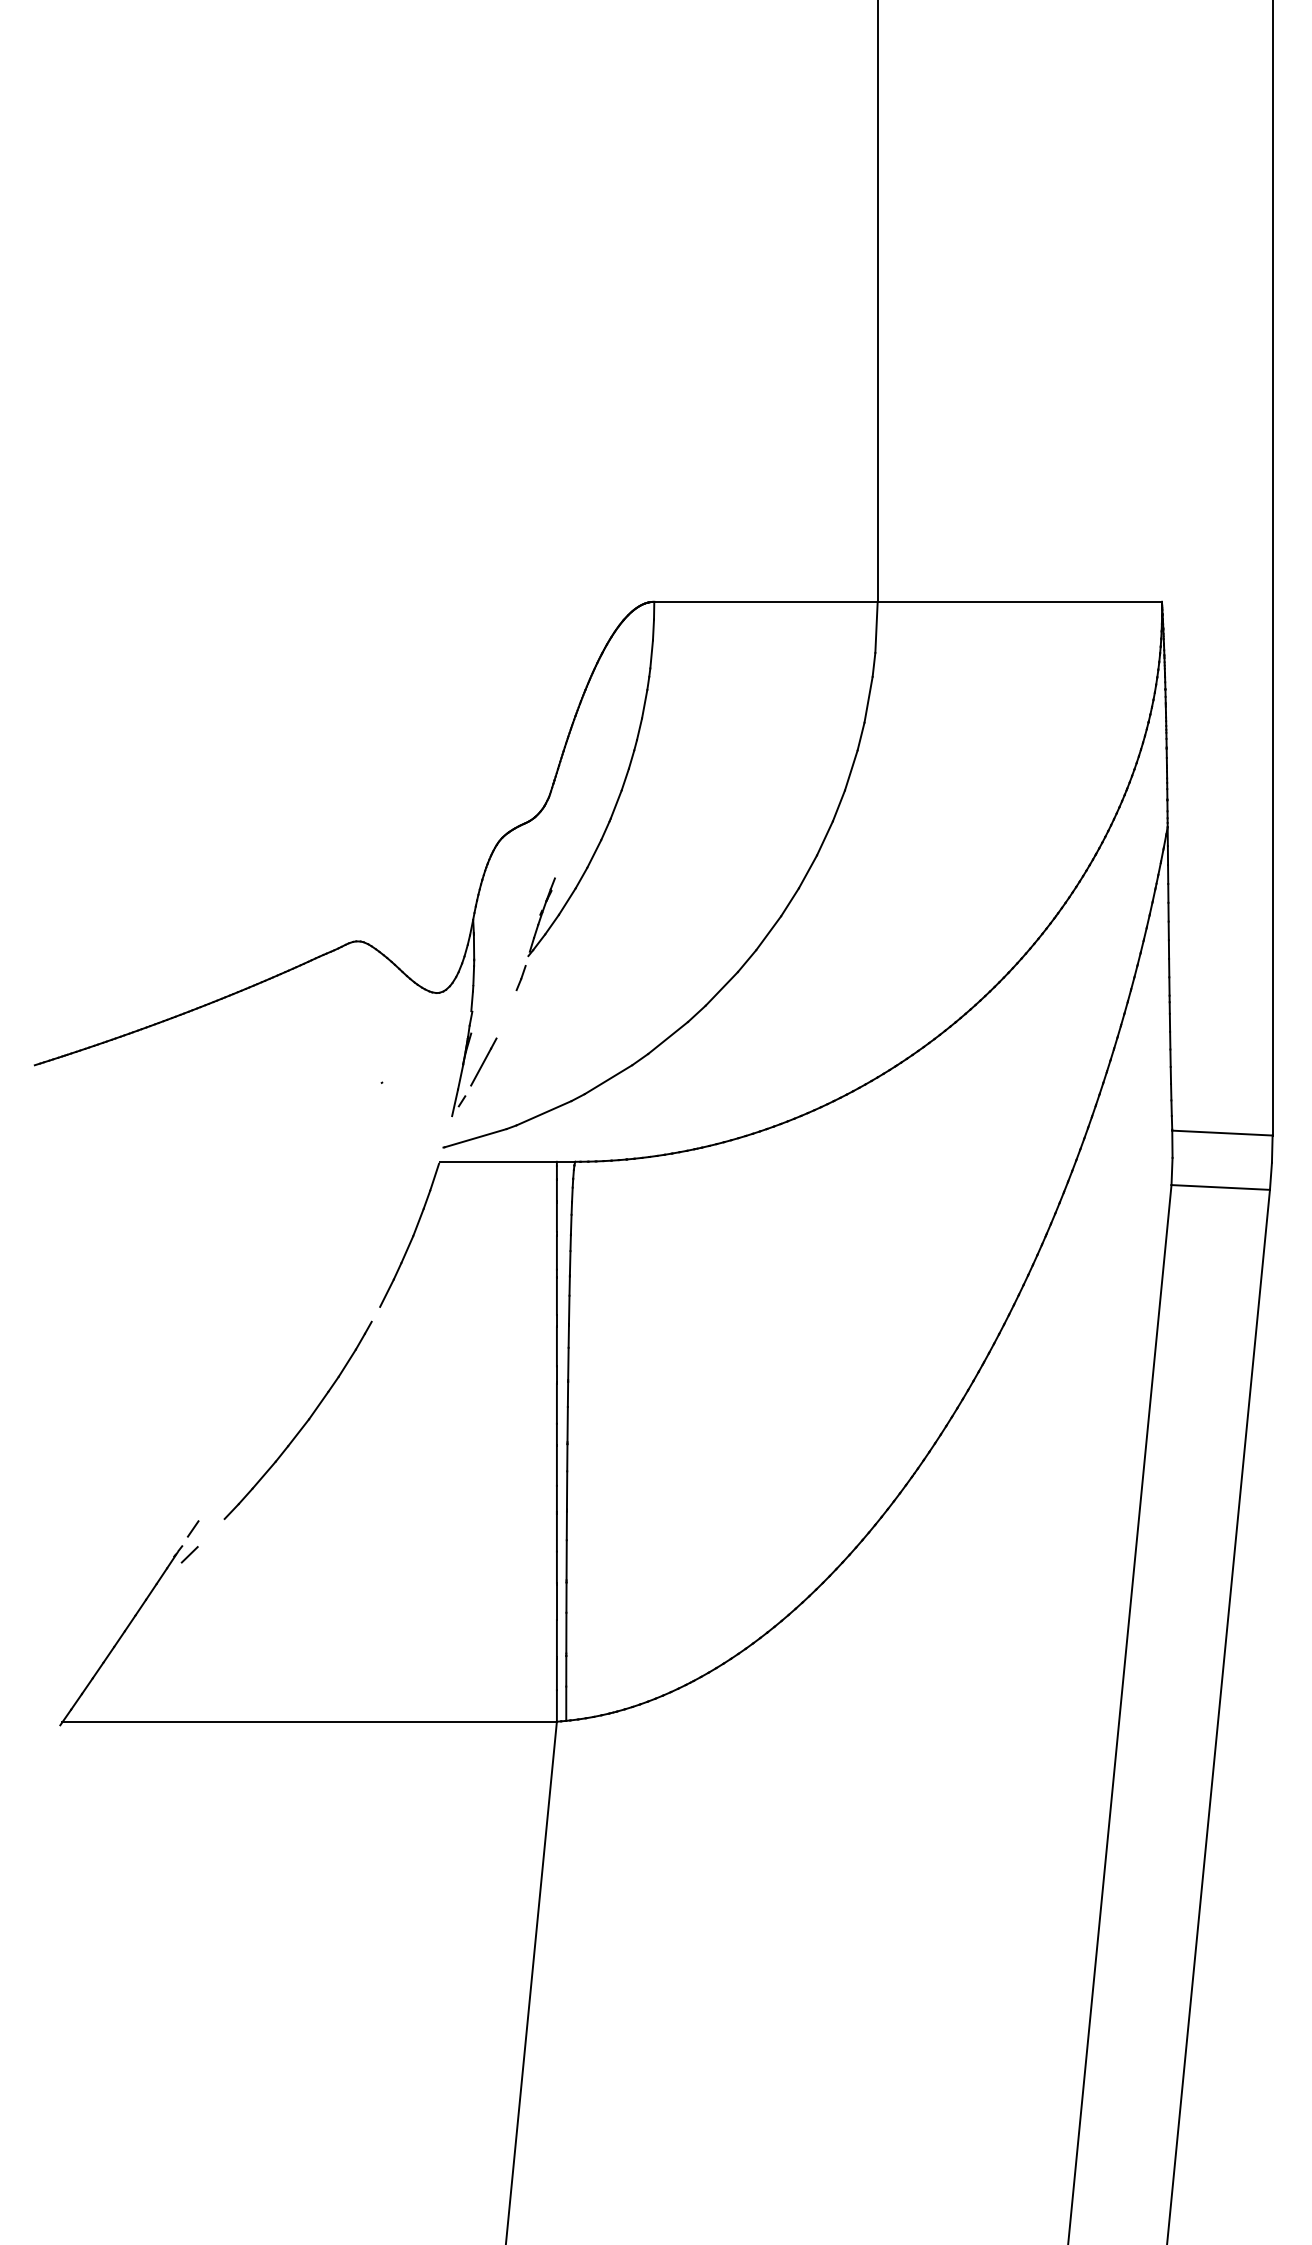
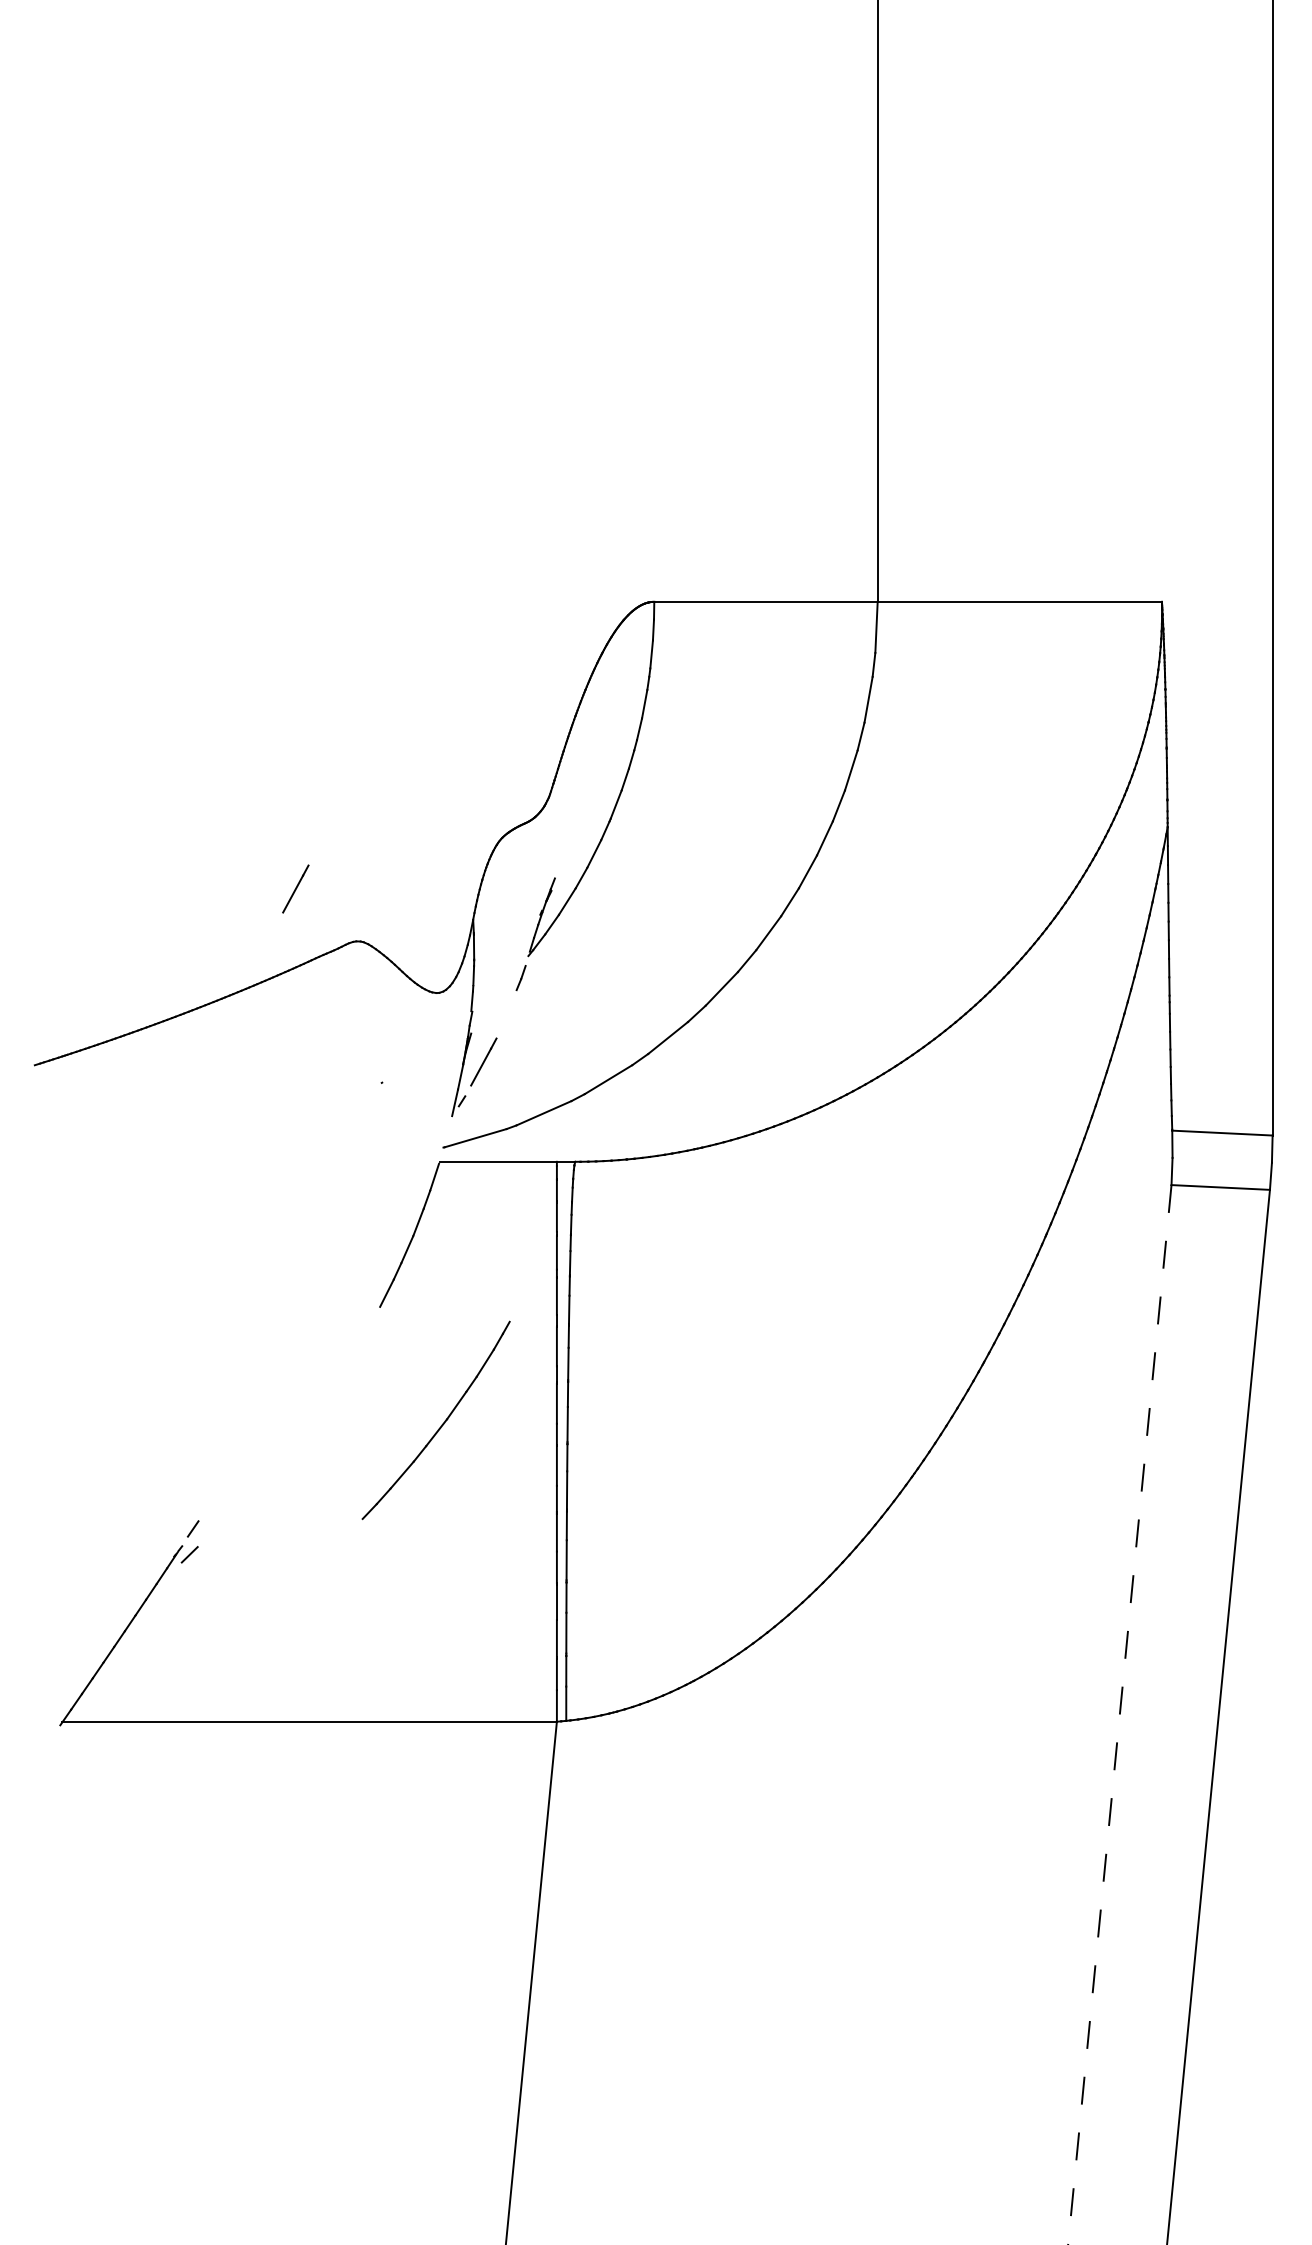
line: none -> present (295, 888)
part position: (303, 1424) -> (441, 1424) (441, 1424)
line: solid -> dashed (1119, 1715)
